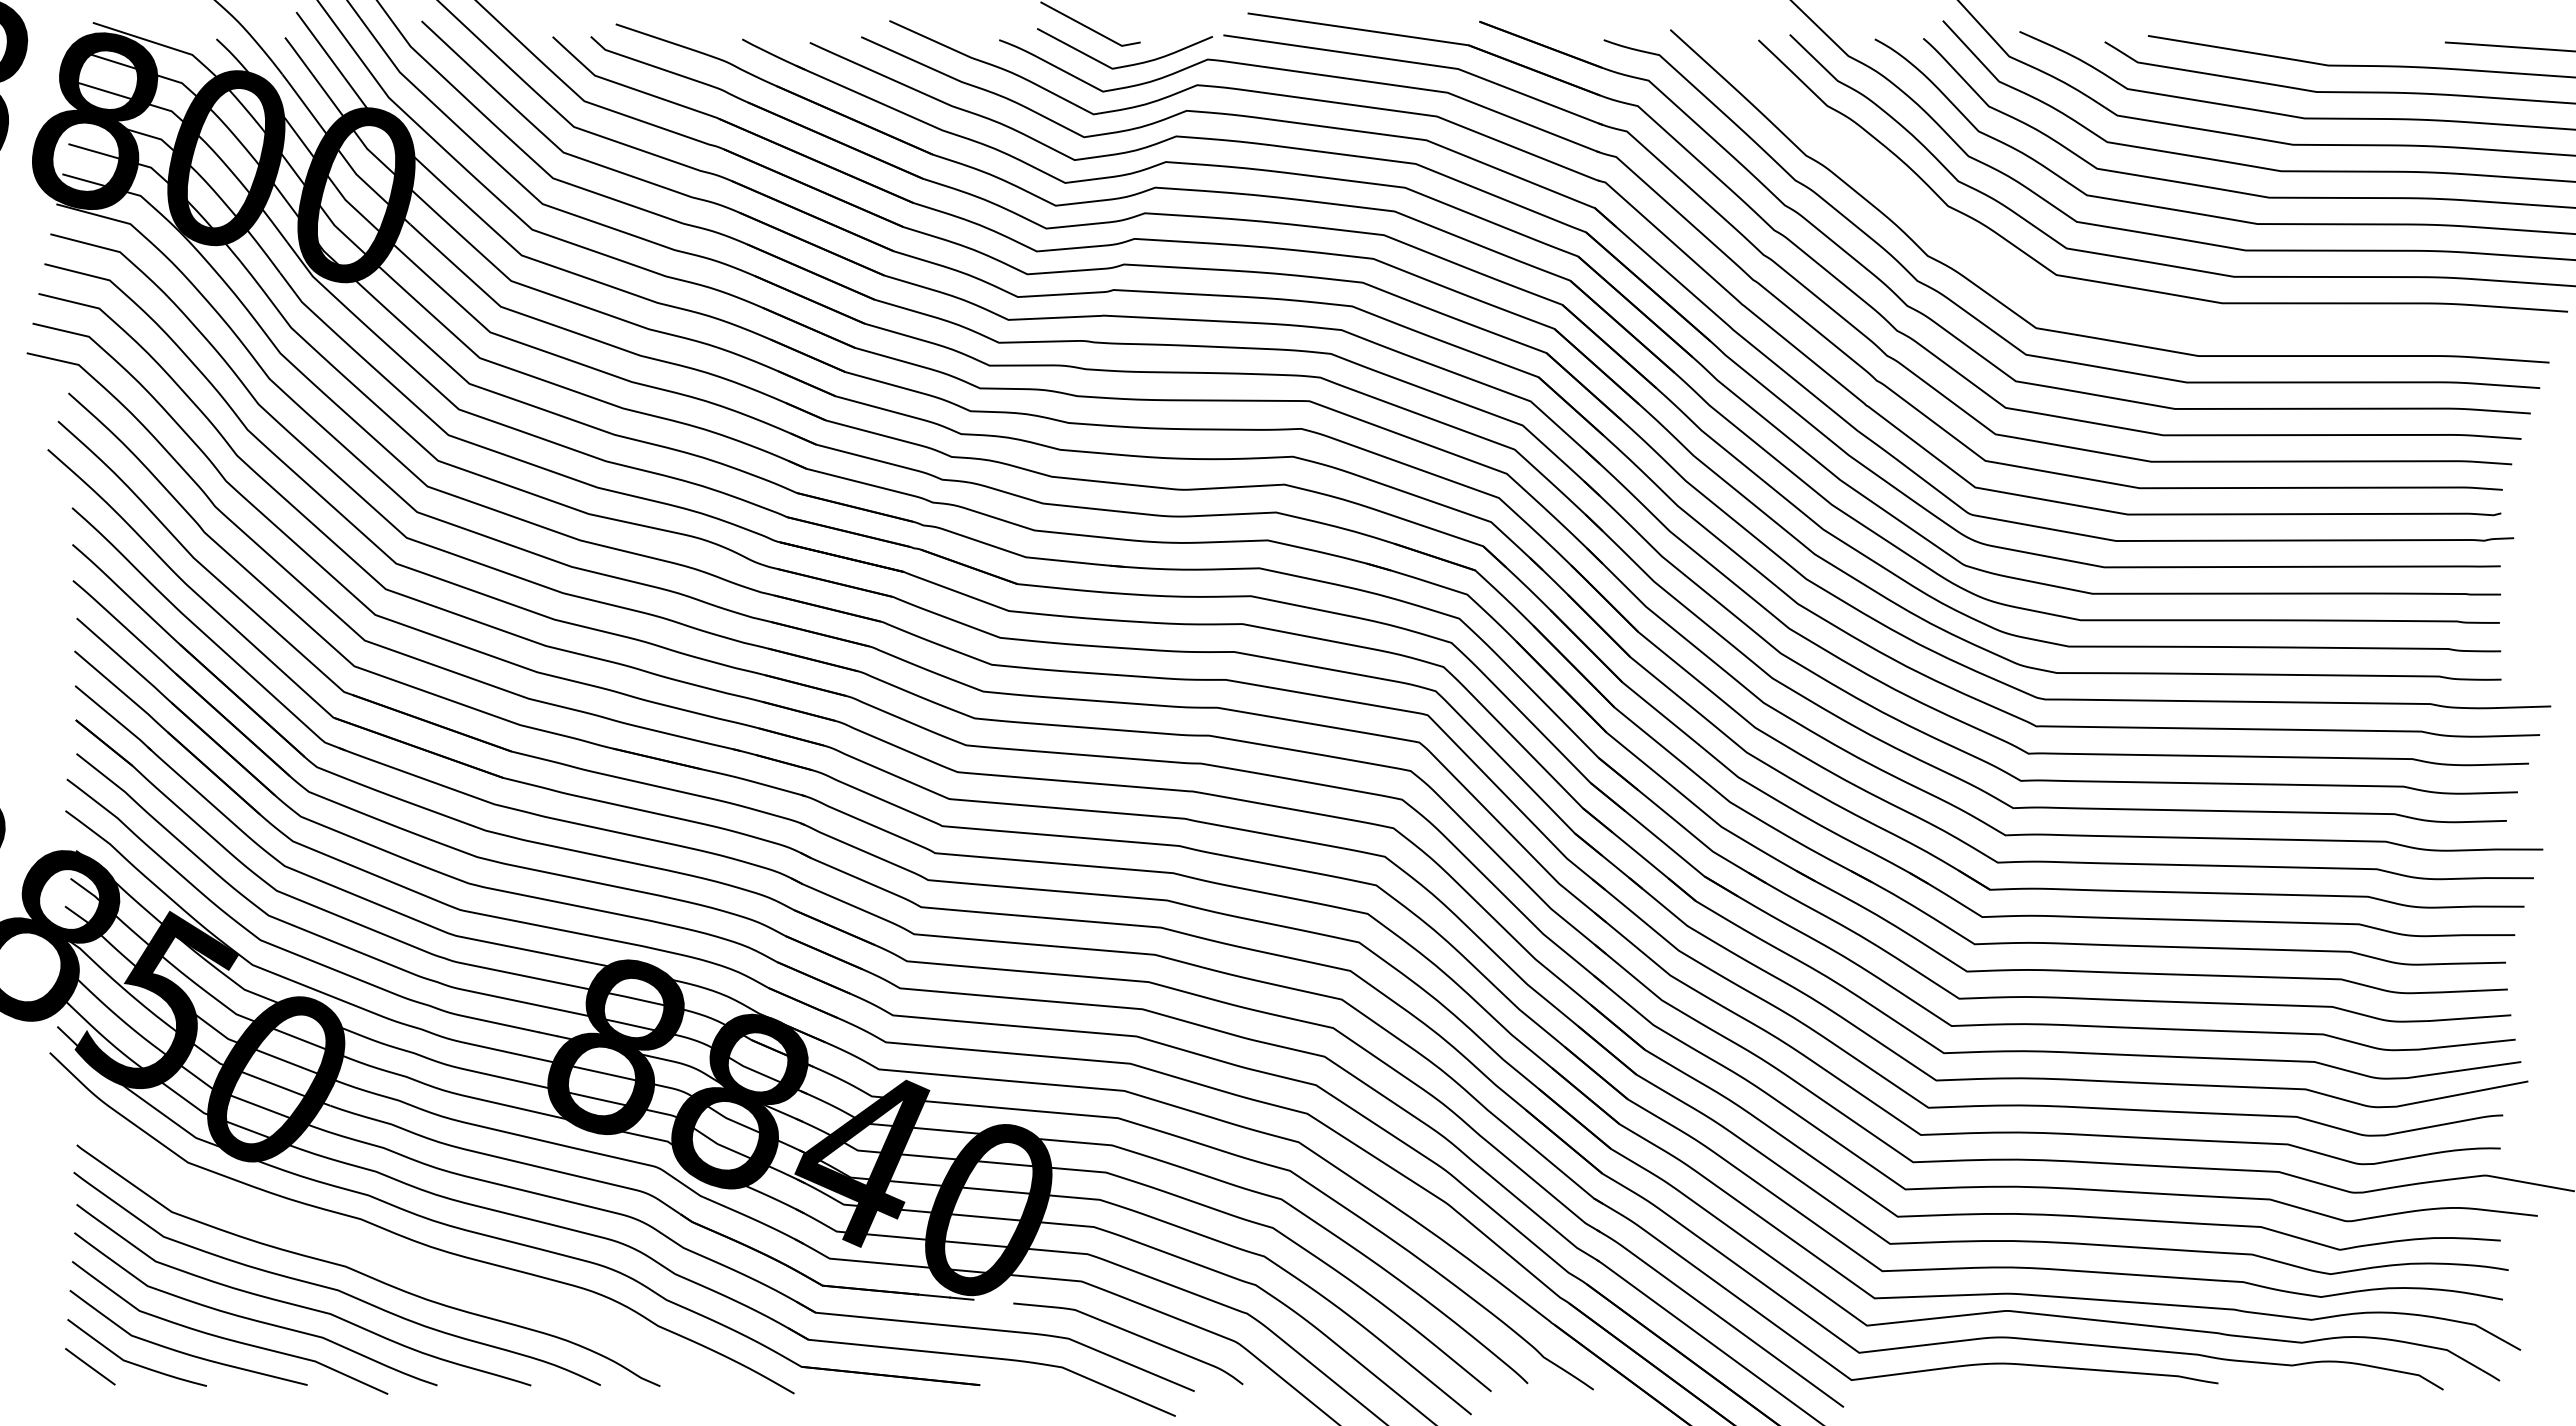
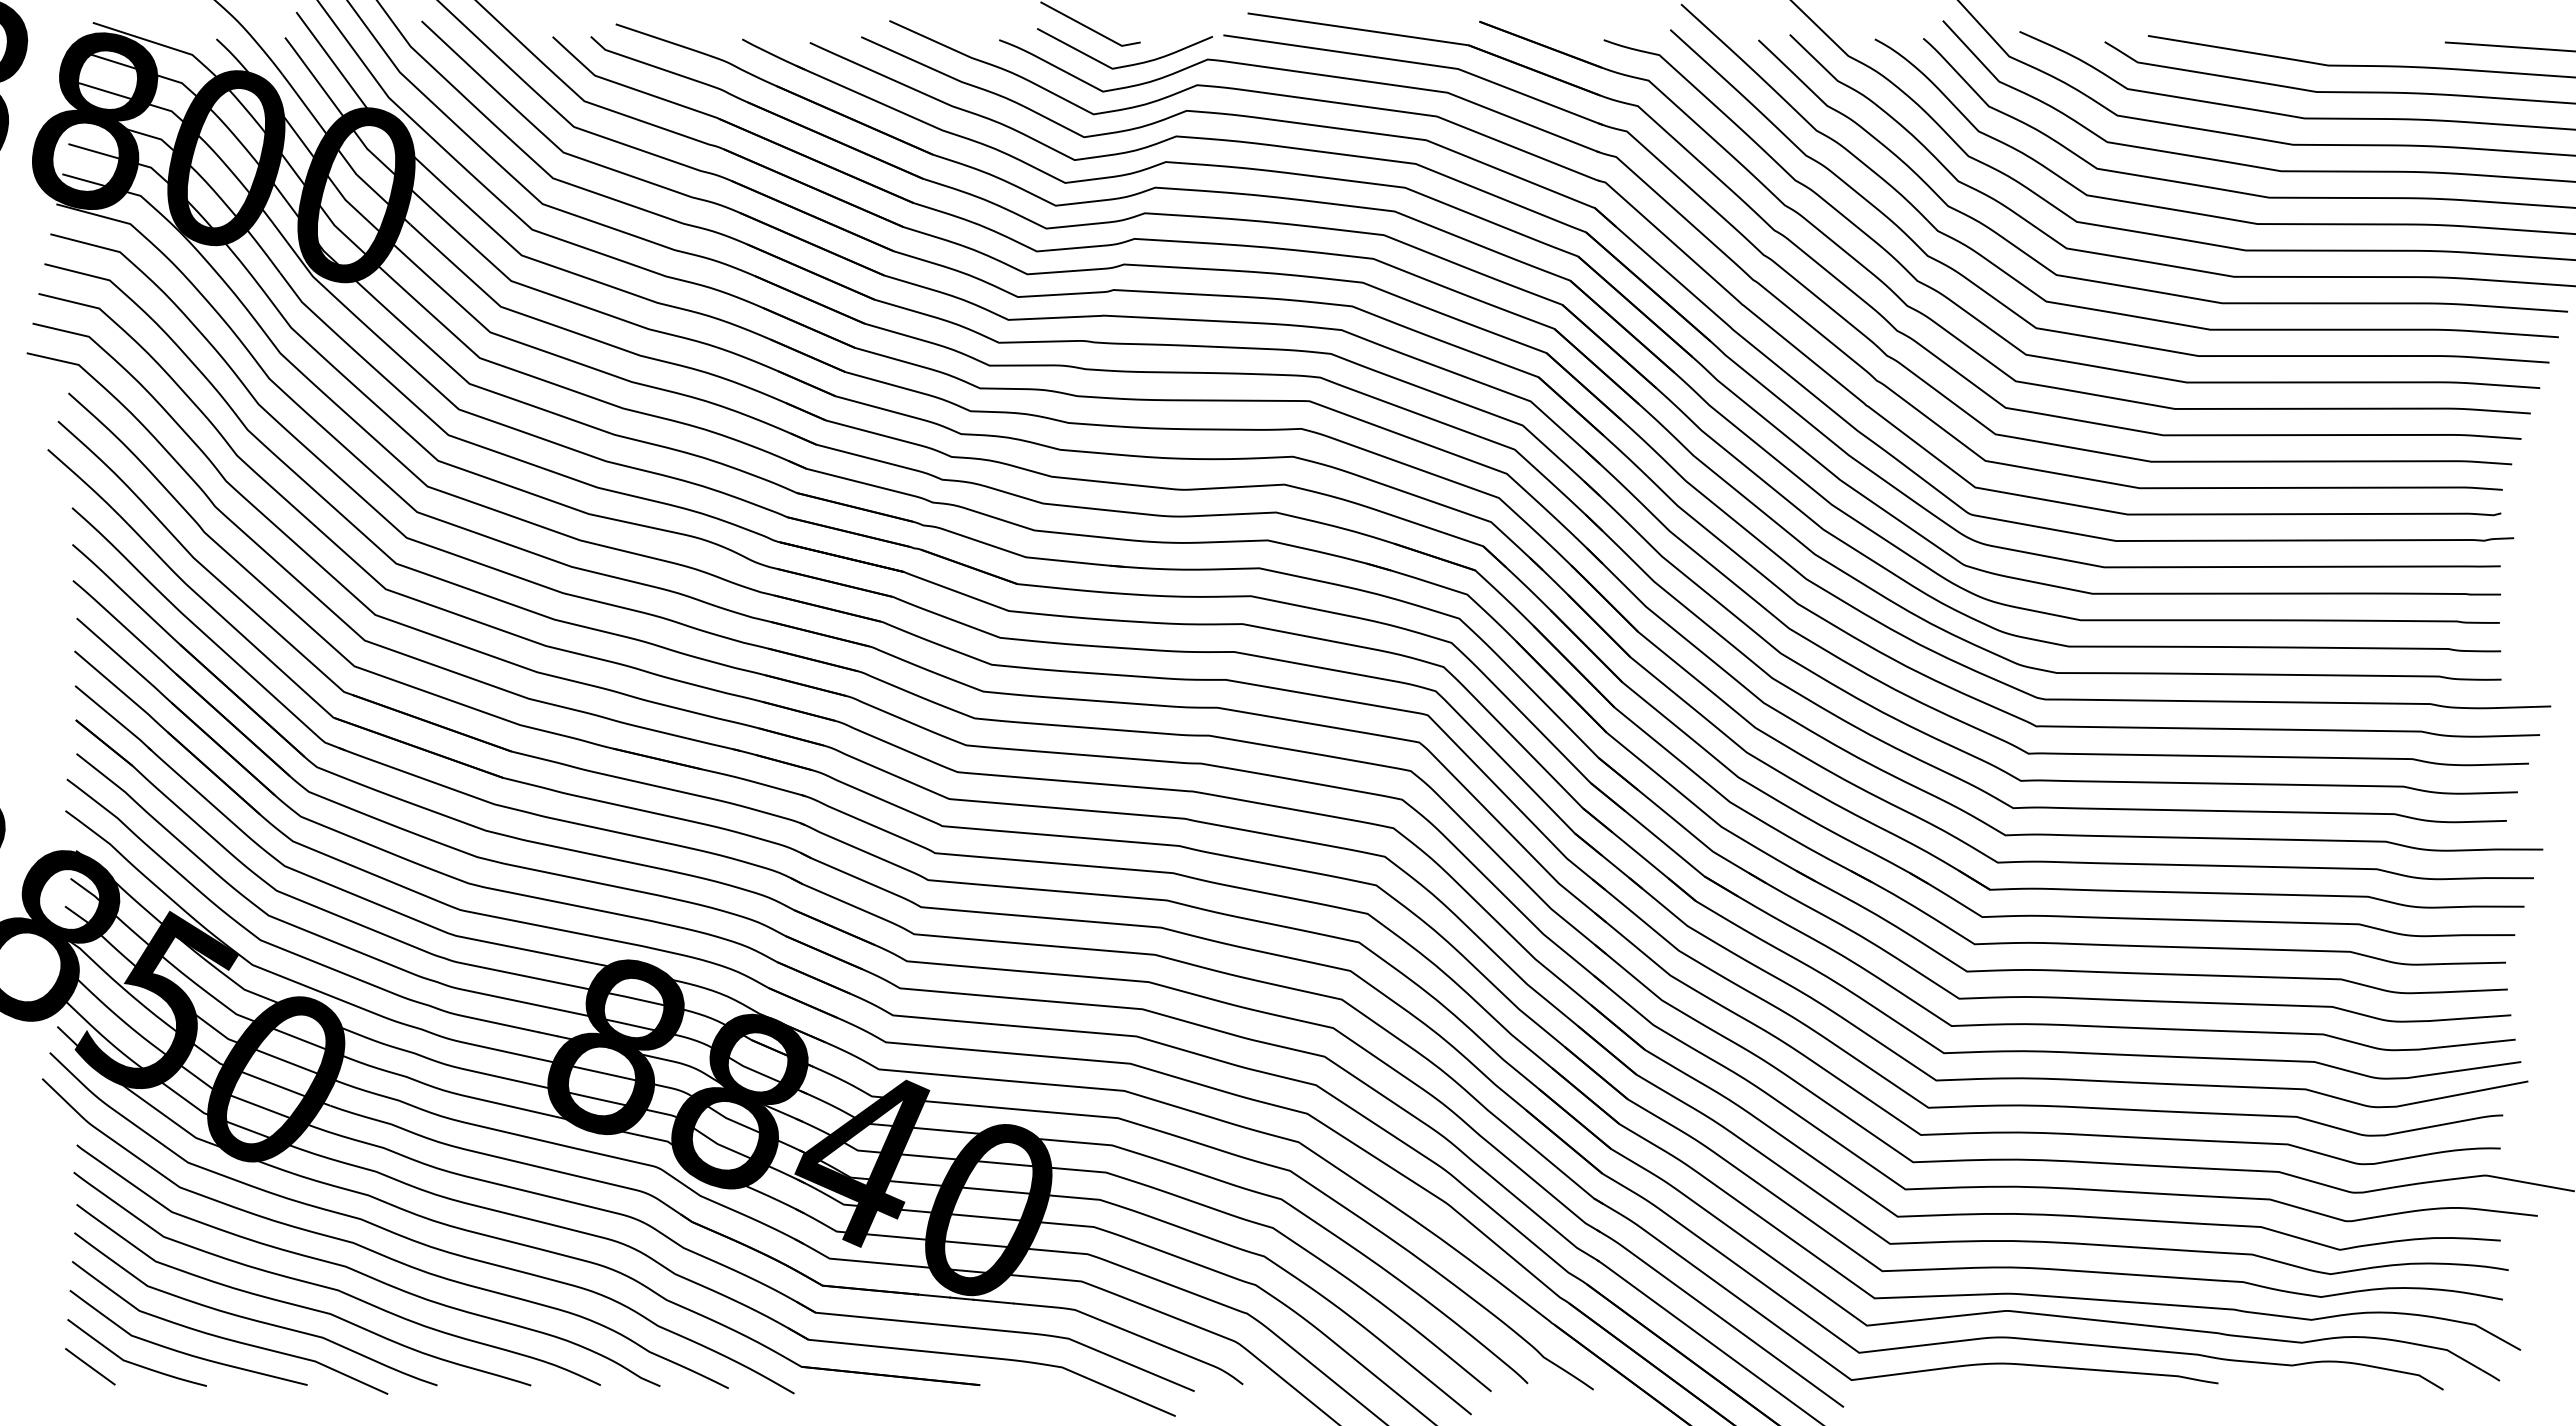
curve: none -> present (2095, 308)
curve: none -> present (376, 1251)
line: none -> present (993, 1301)
